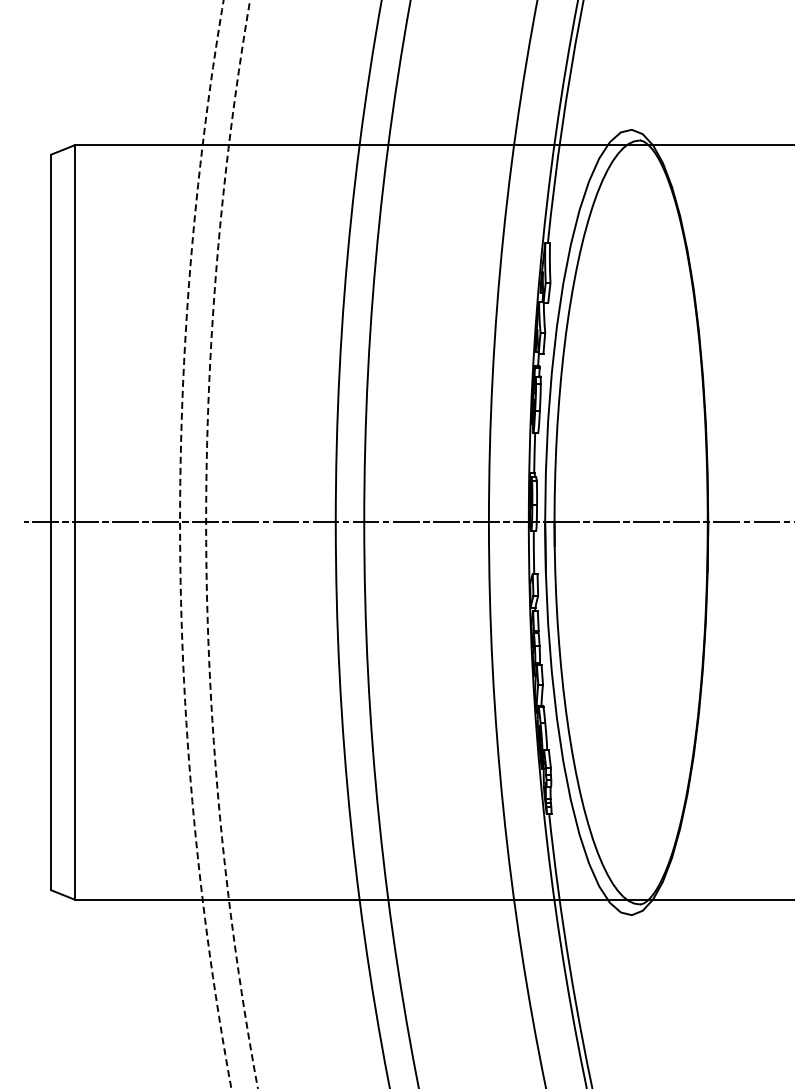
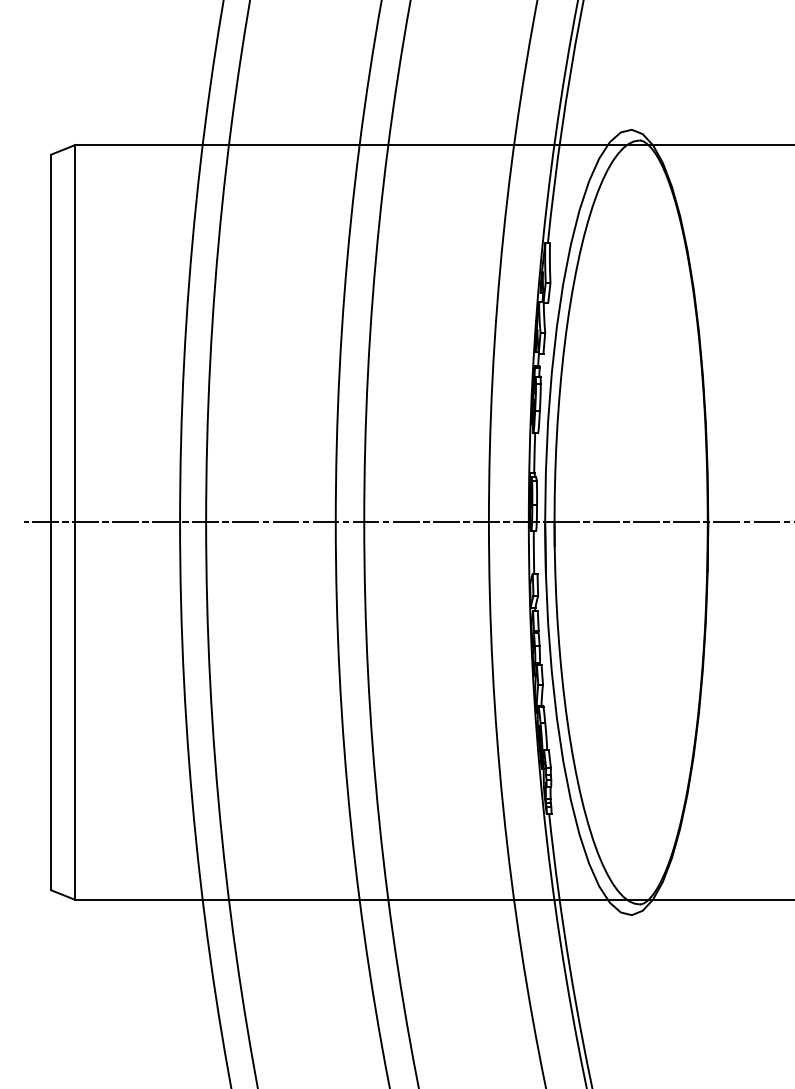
circle: dashed -> solid (205, 544)
circle: dashed -> solid (231, 544)
